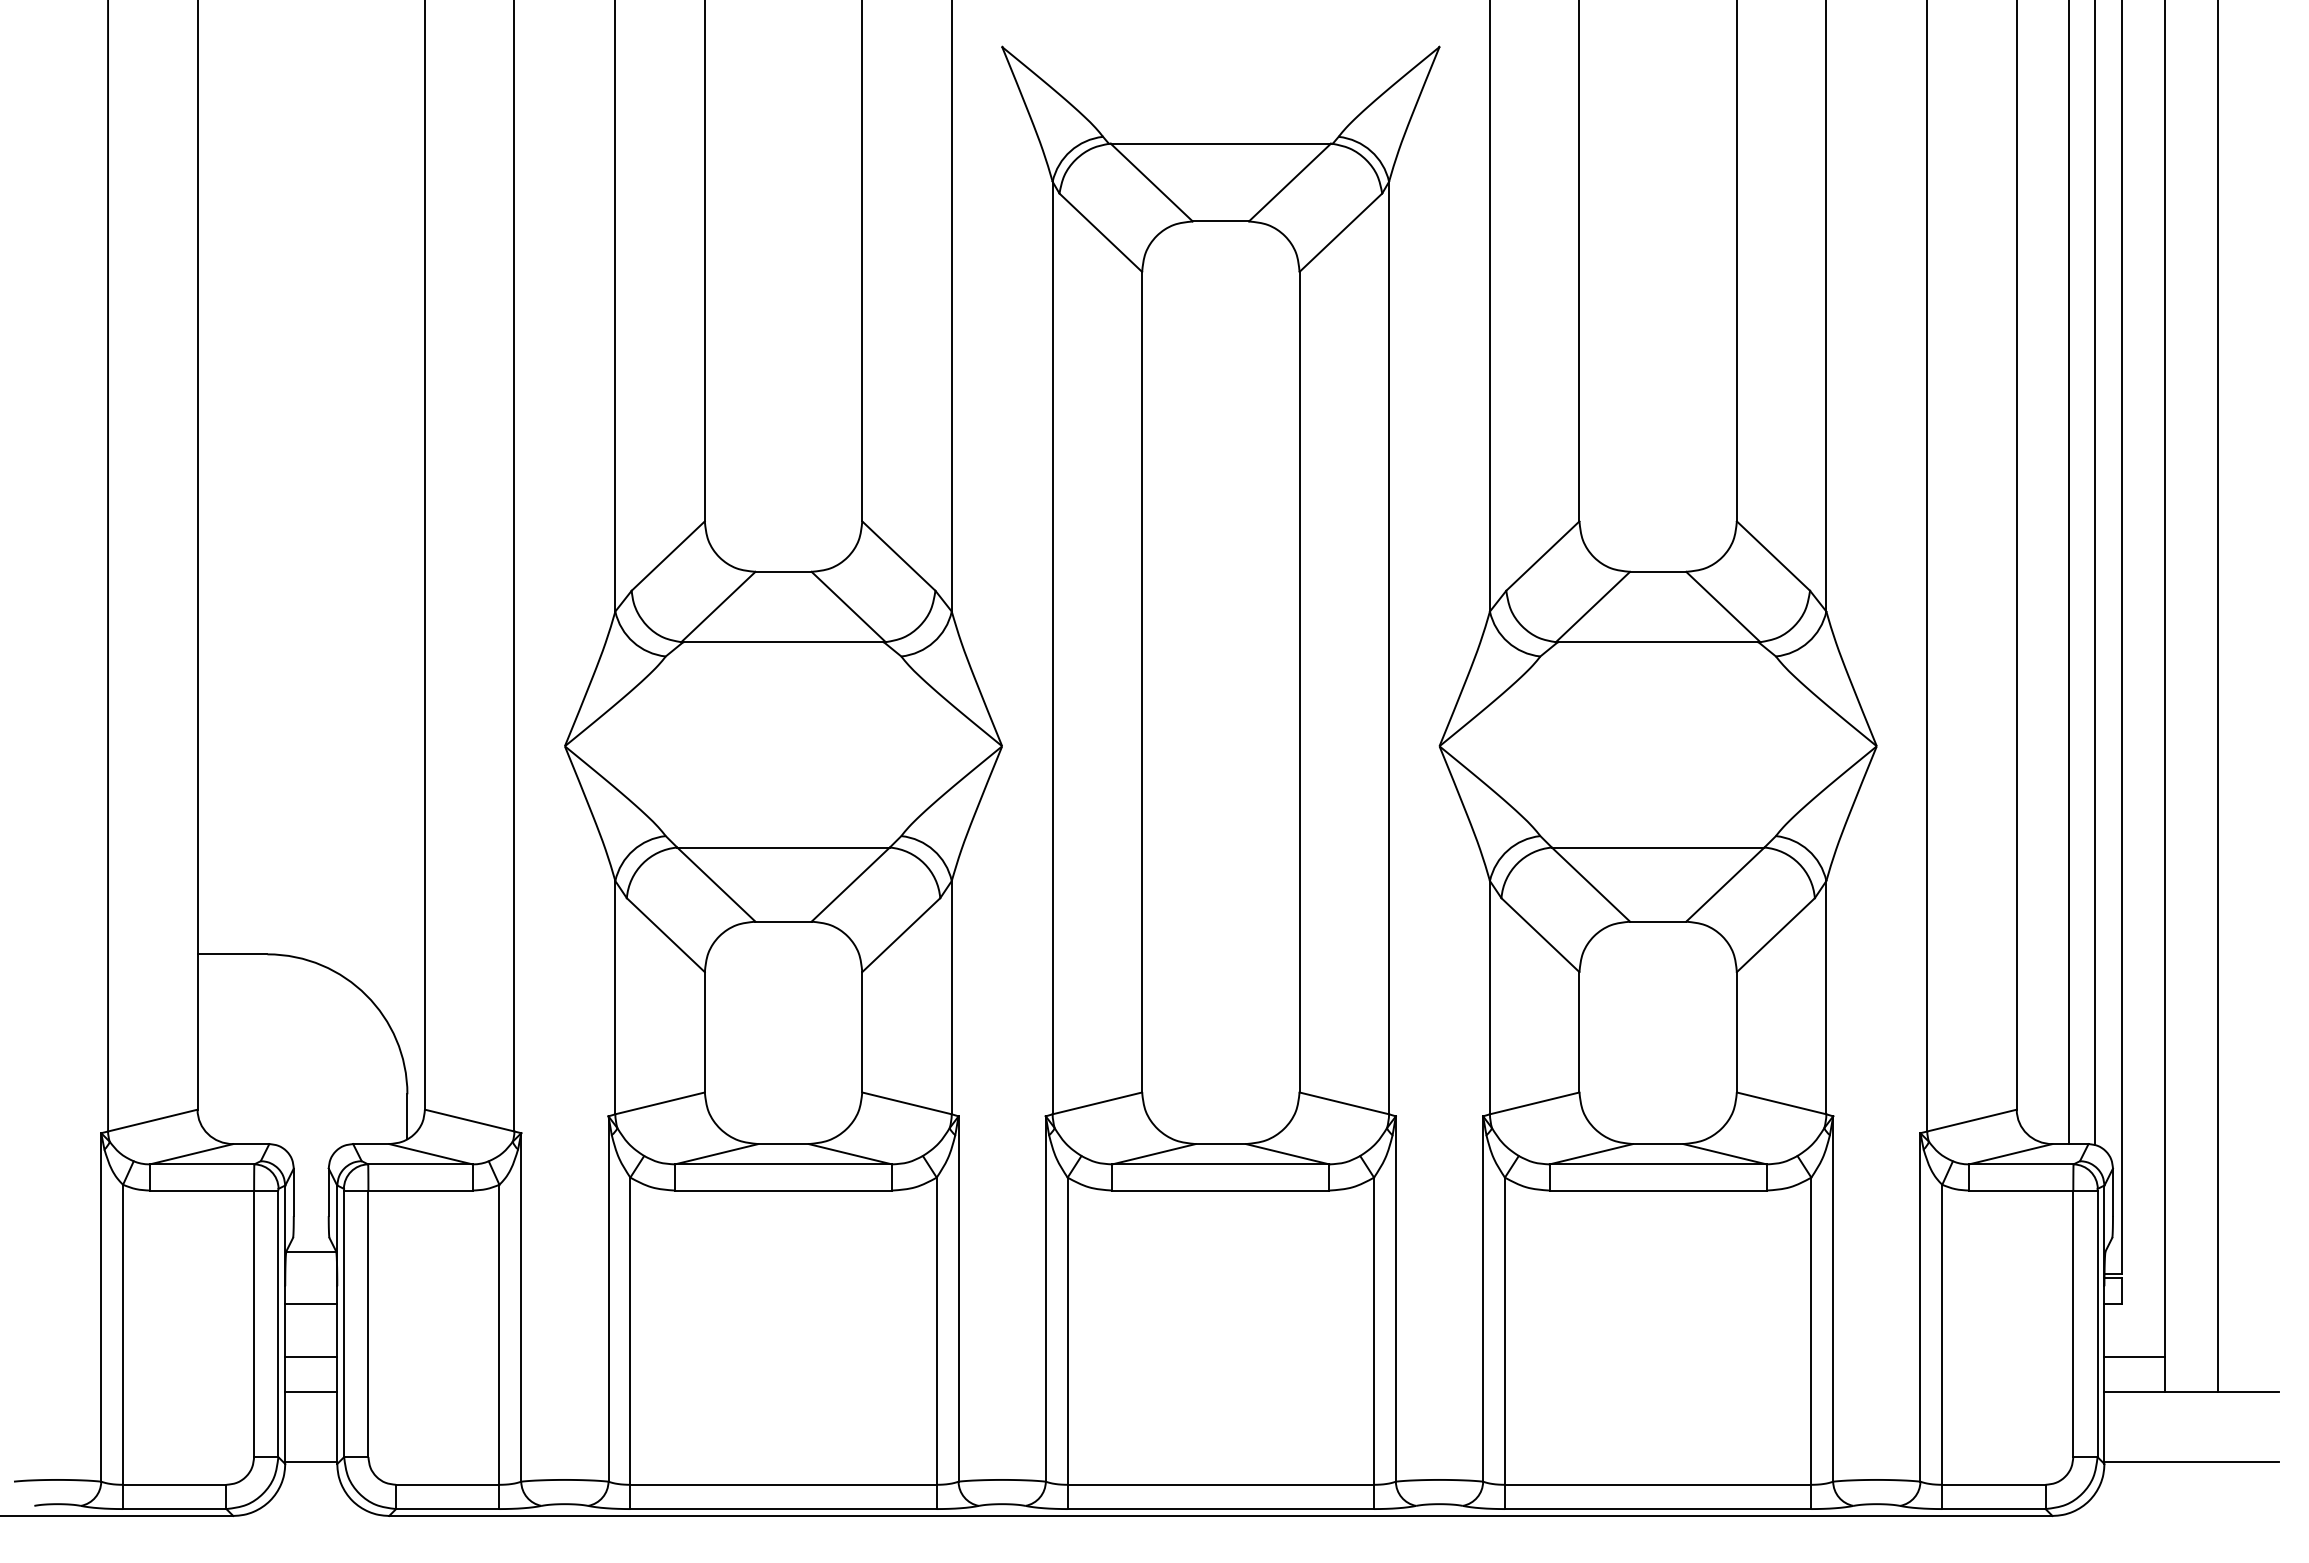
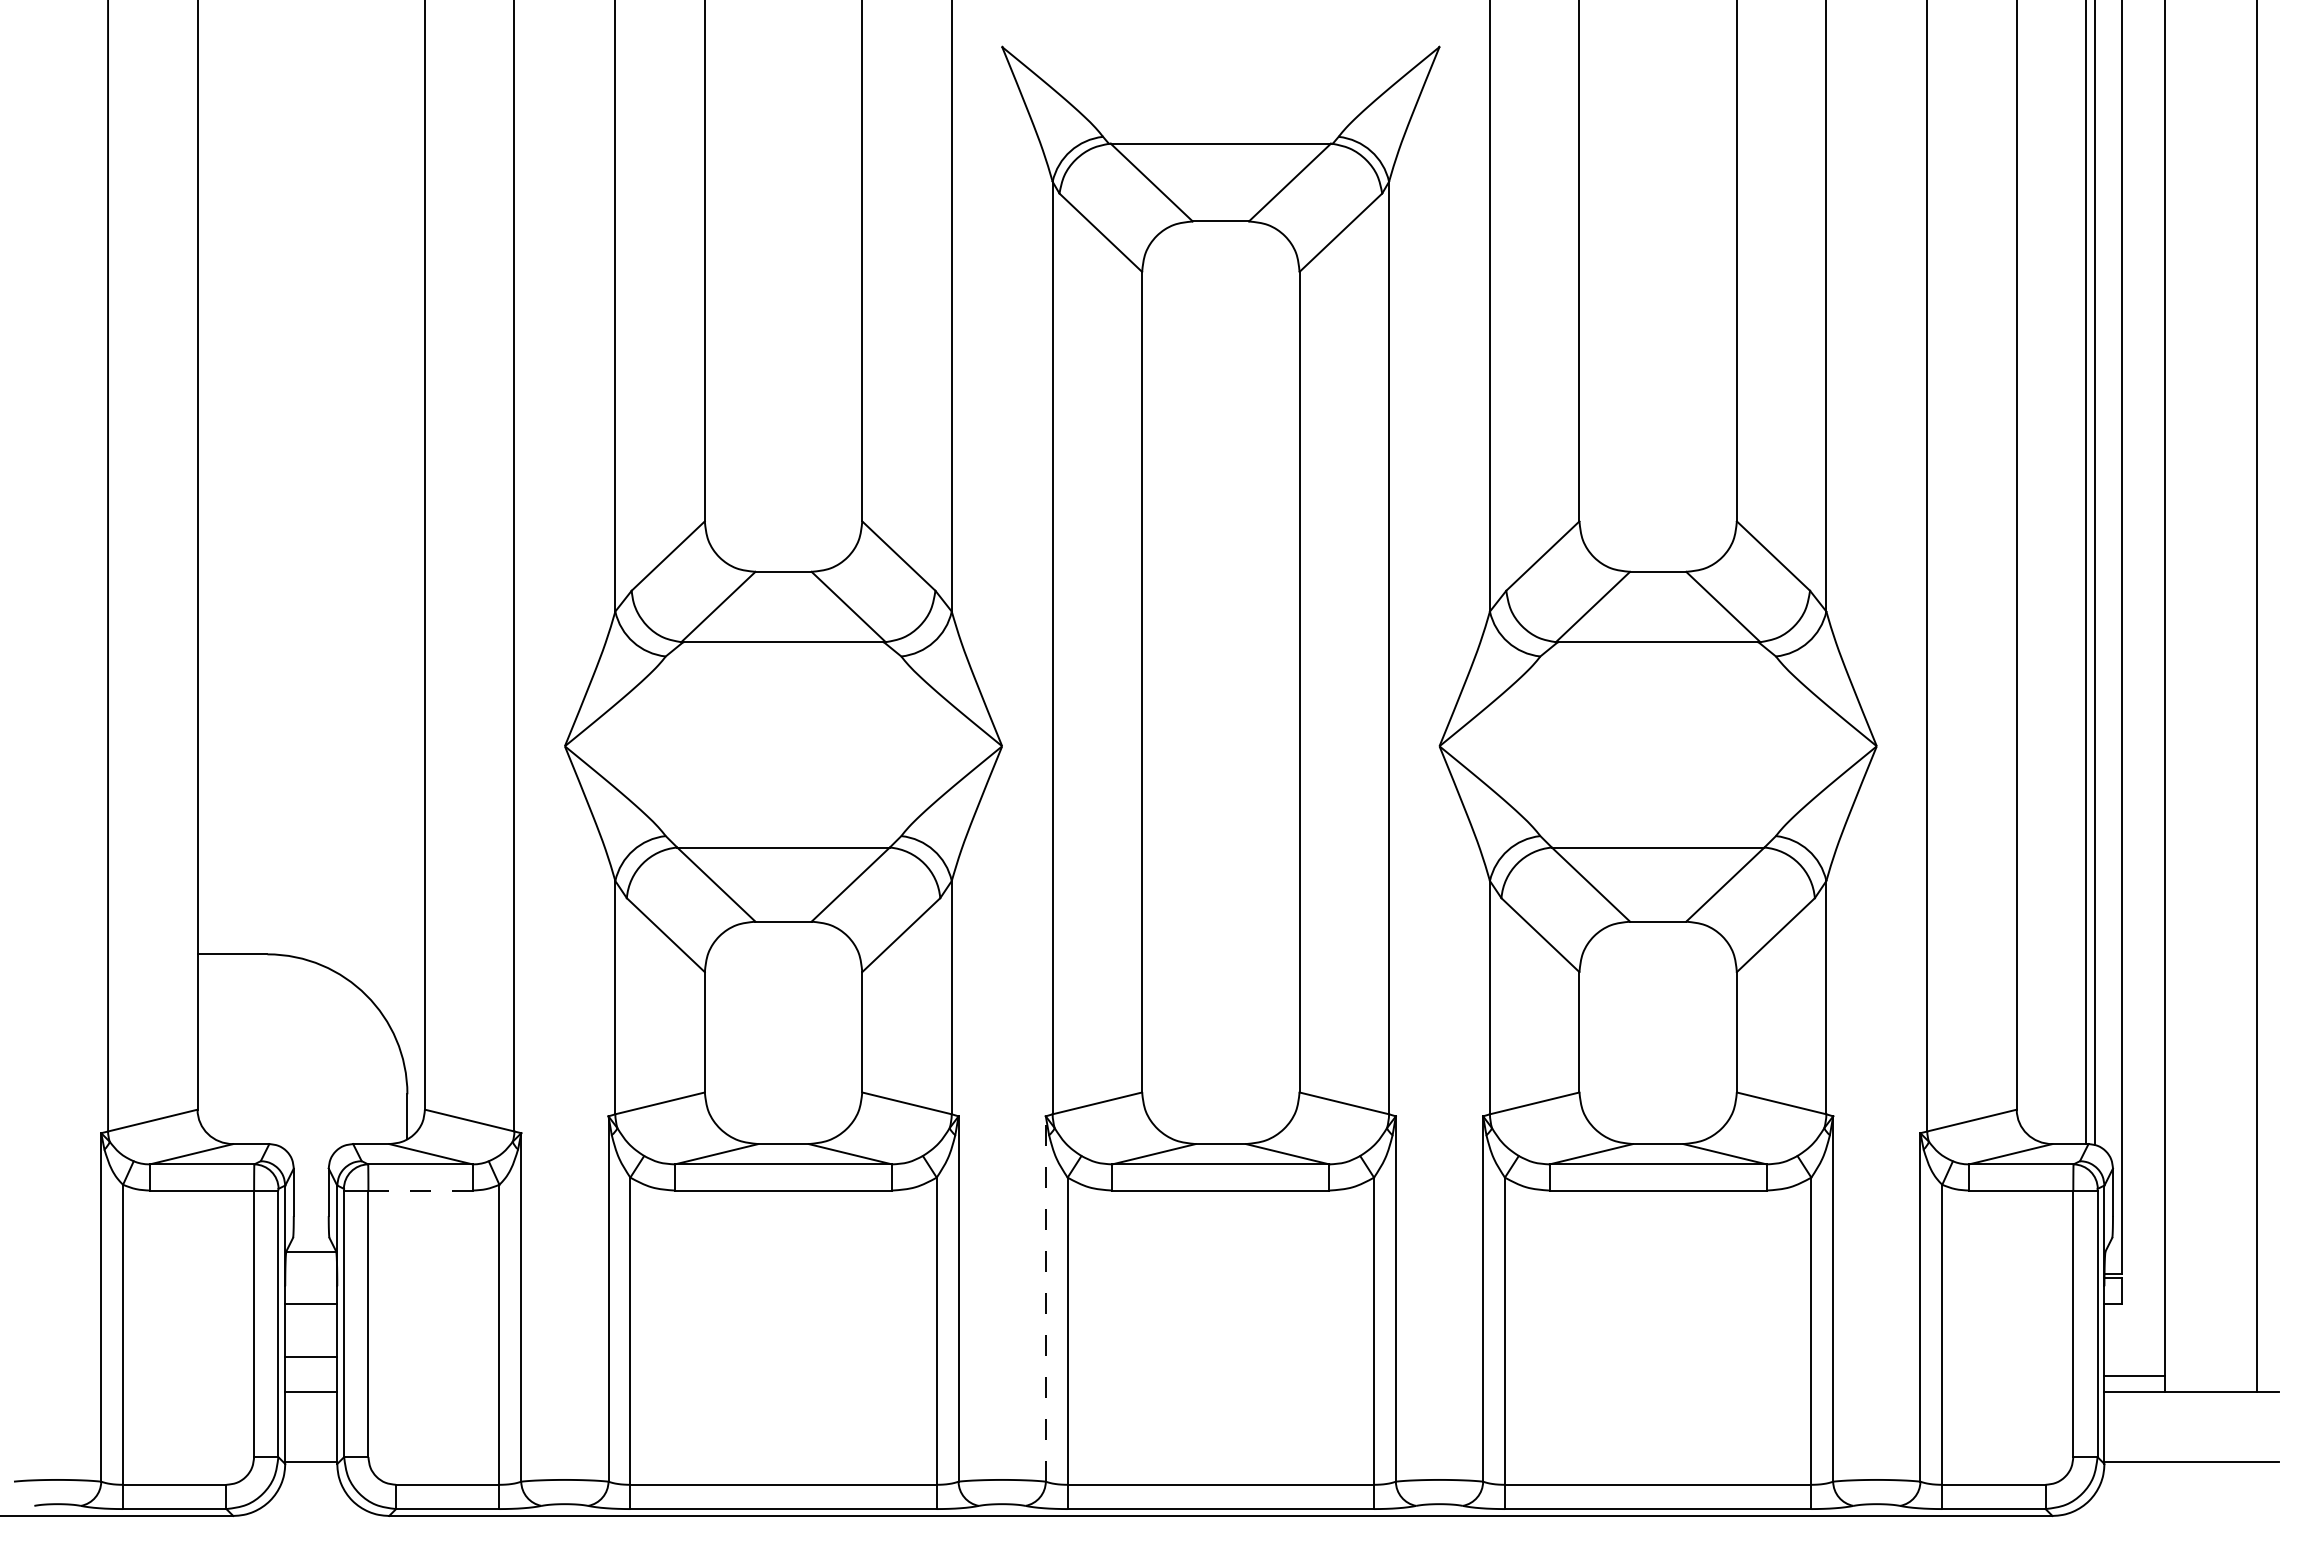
line position: (2069, 573) -> (2086, 573) (2086, 573)
line position: (2217, 696) -> (2256, 696) (2256, 696)
line: solid -> dashed (420, 1190)
line: solid -> dashed (1045, 1299)
line position: (2134, 1356) -> (2134, 1375) (2134, 1375)
